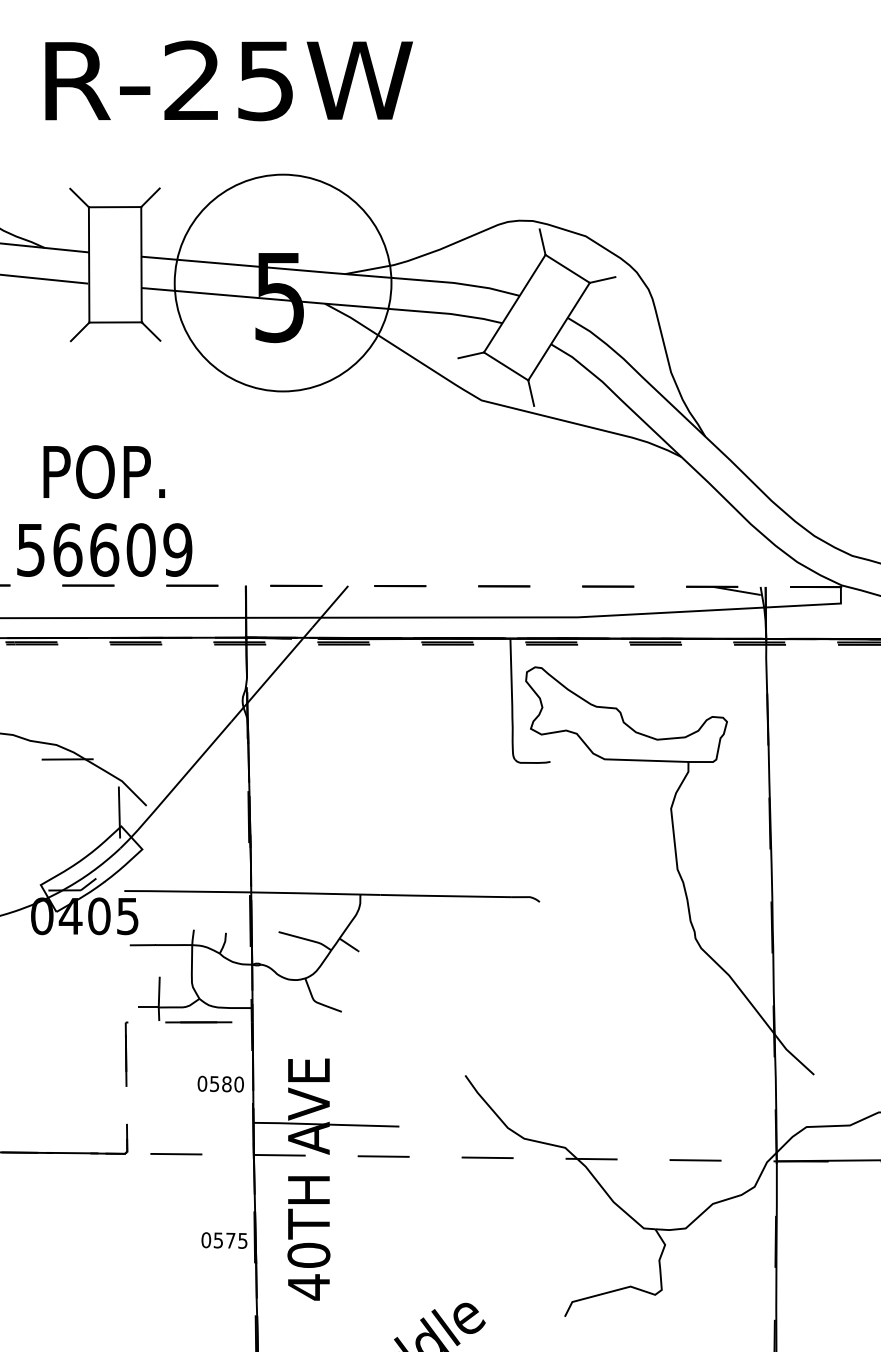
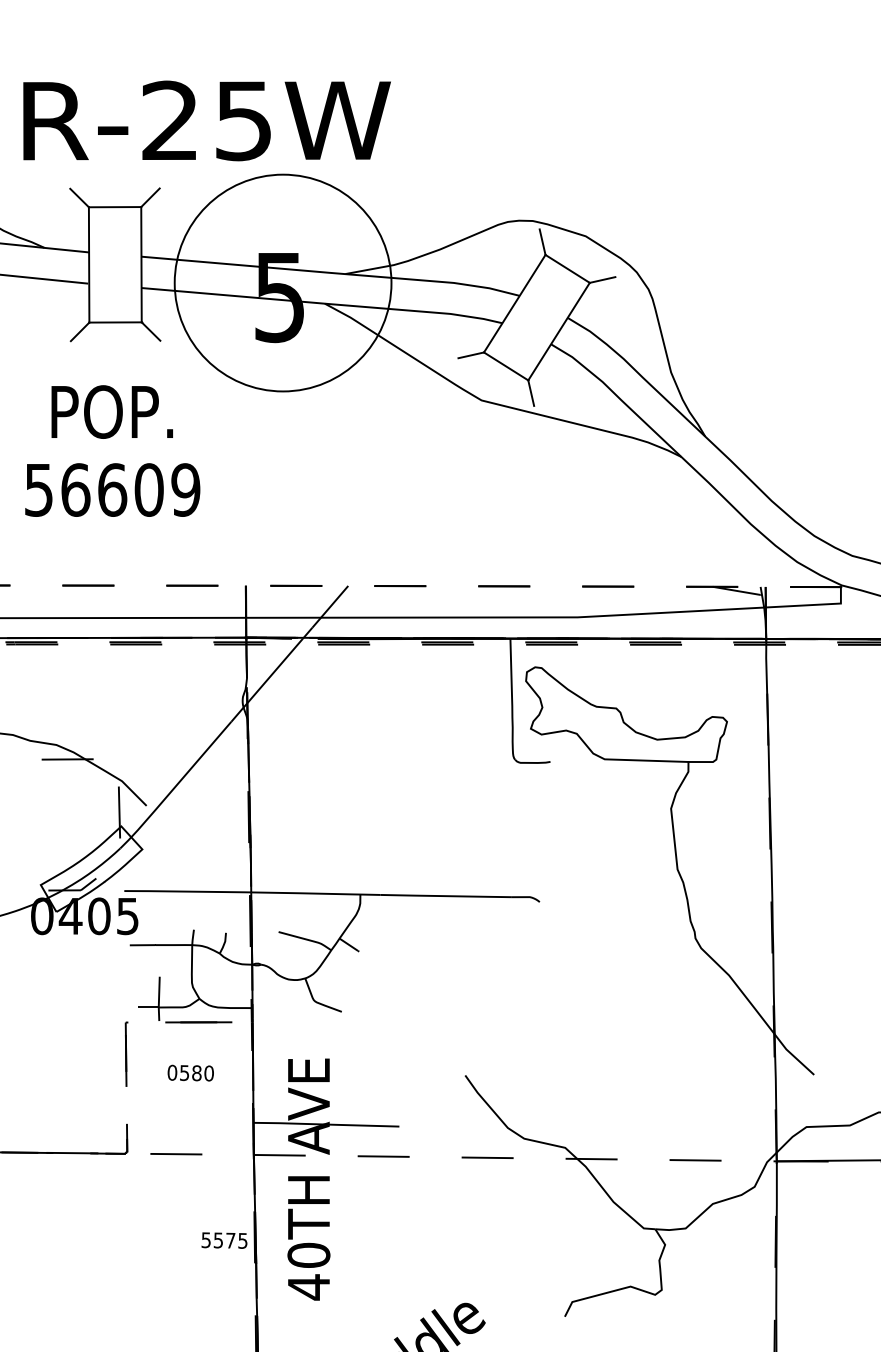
text position: (228, 80) -> (206, 120) (206, 120)
text position: (104, 510) -> (112, 450) (112, 450)
text position: (220, 1083) -> (190, 1072) (190, 1072)
text: 0575 -> 5575 (206, 1240)
